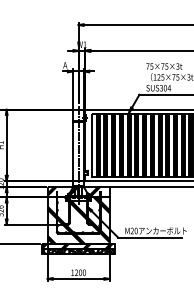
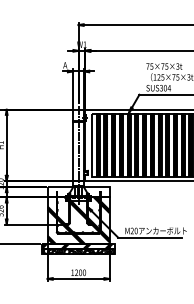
line: present -> none (149, 187)
hatch: present -> none (78, 192)
